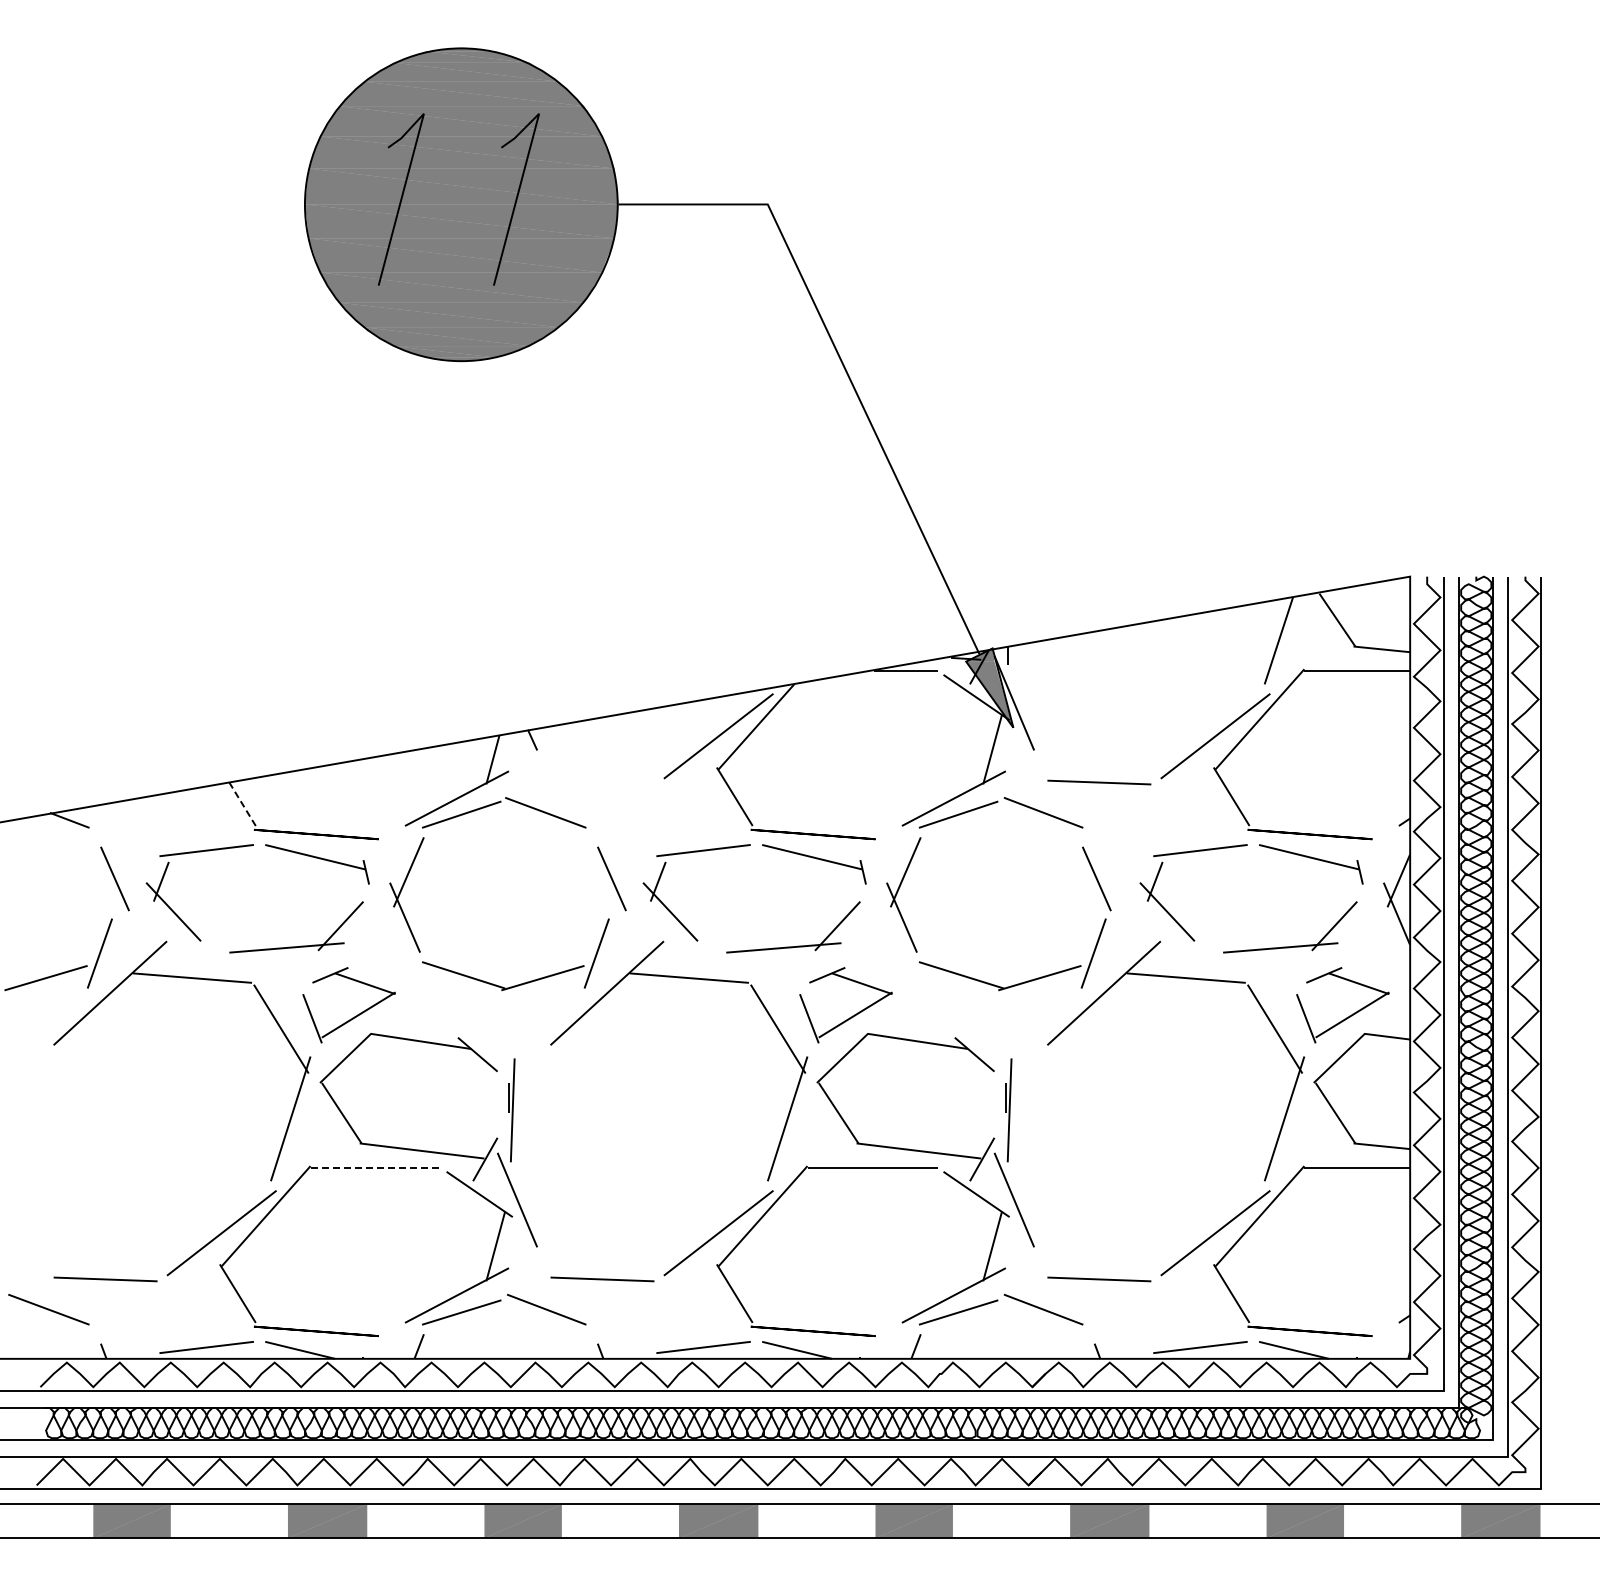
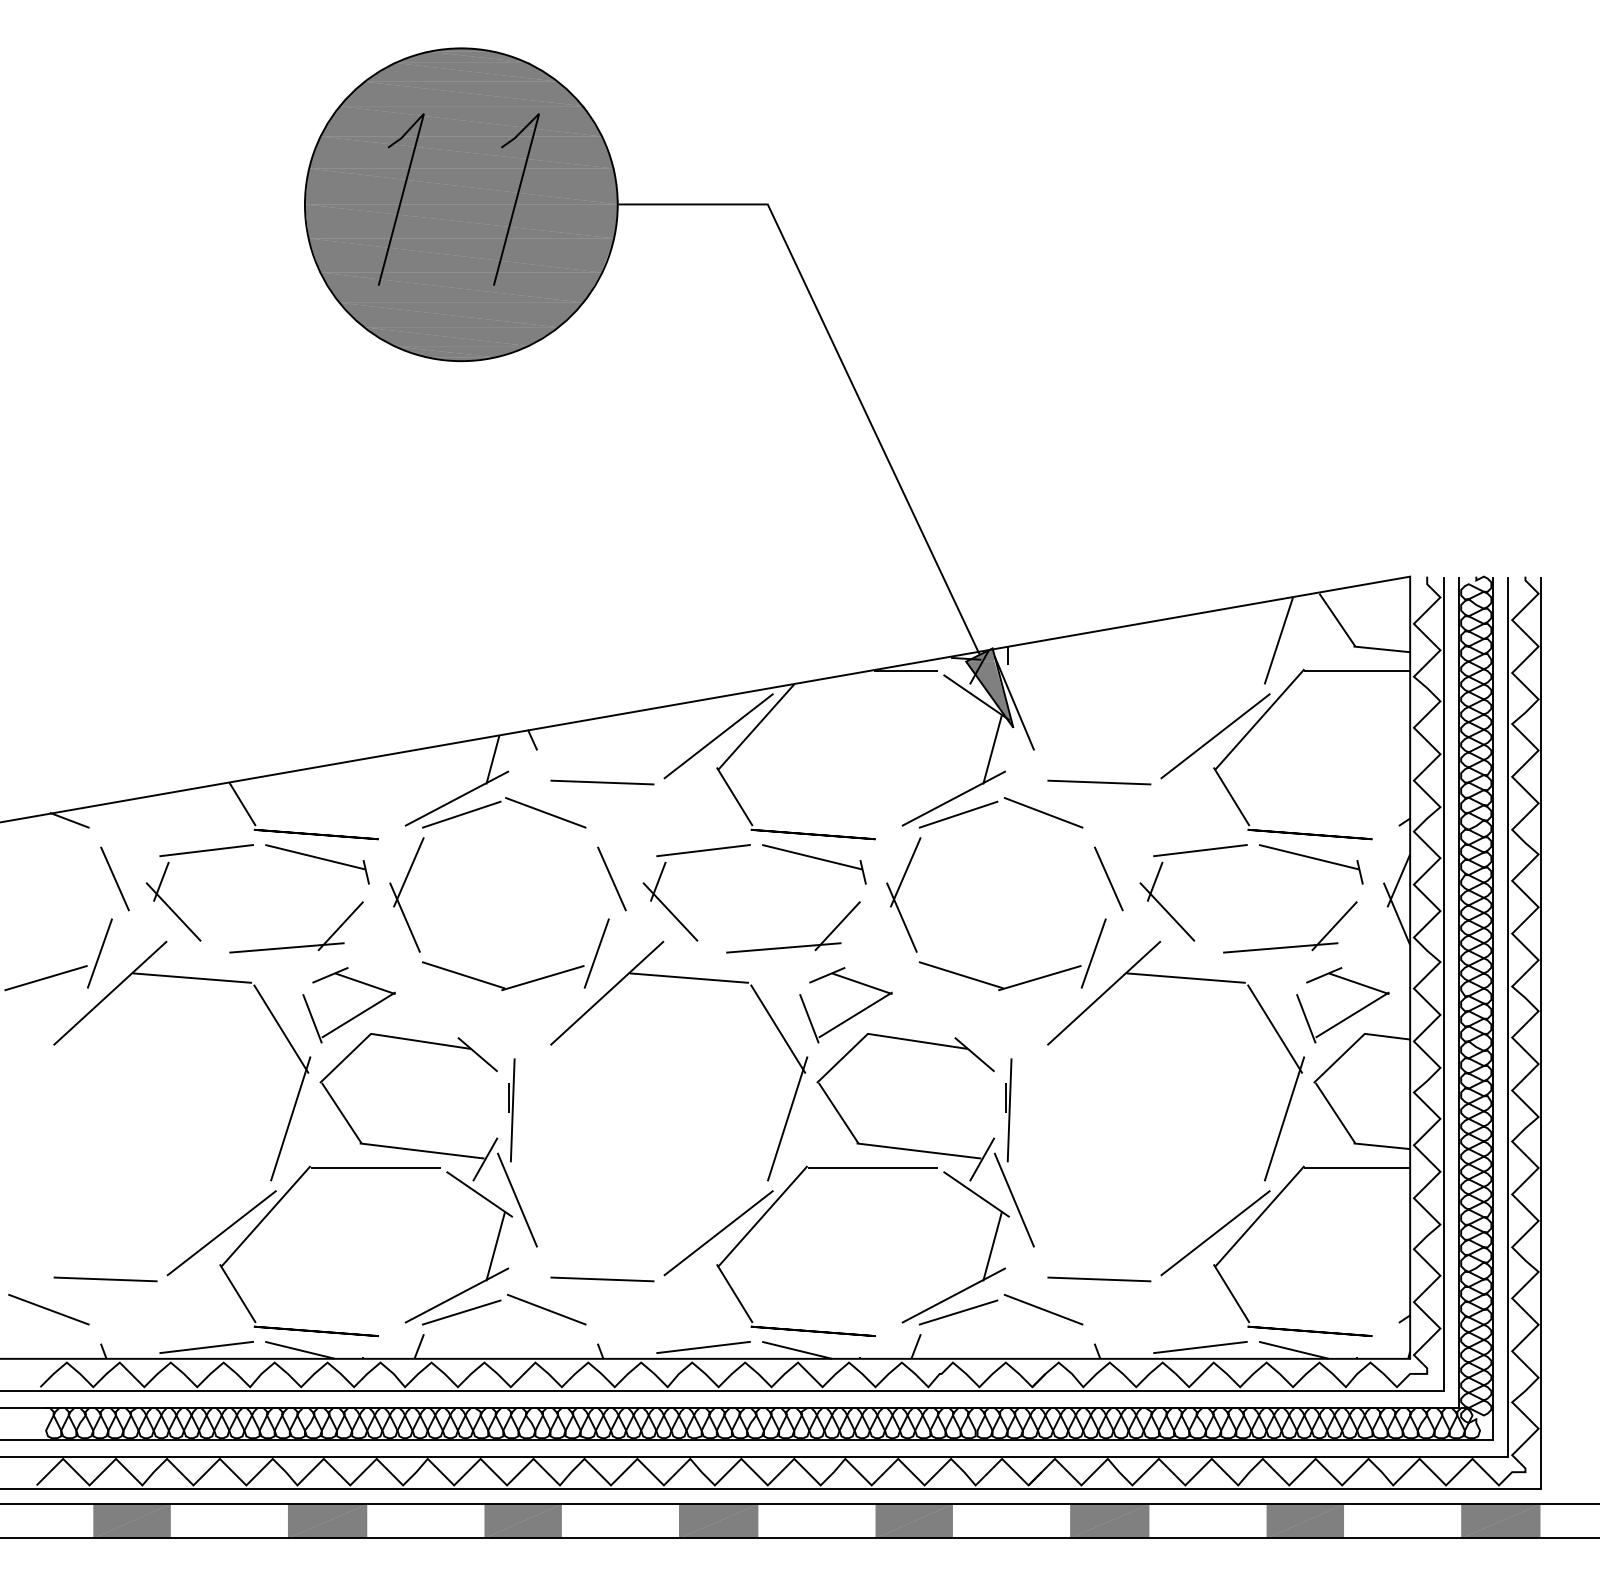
line: none -> present (602, 782)
line: dashed -> solid (242, 803)
line position: (1096, 878) -> (1108, 878) (1108, 878)
line: dashed -> solid (376, 1168)
